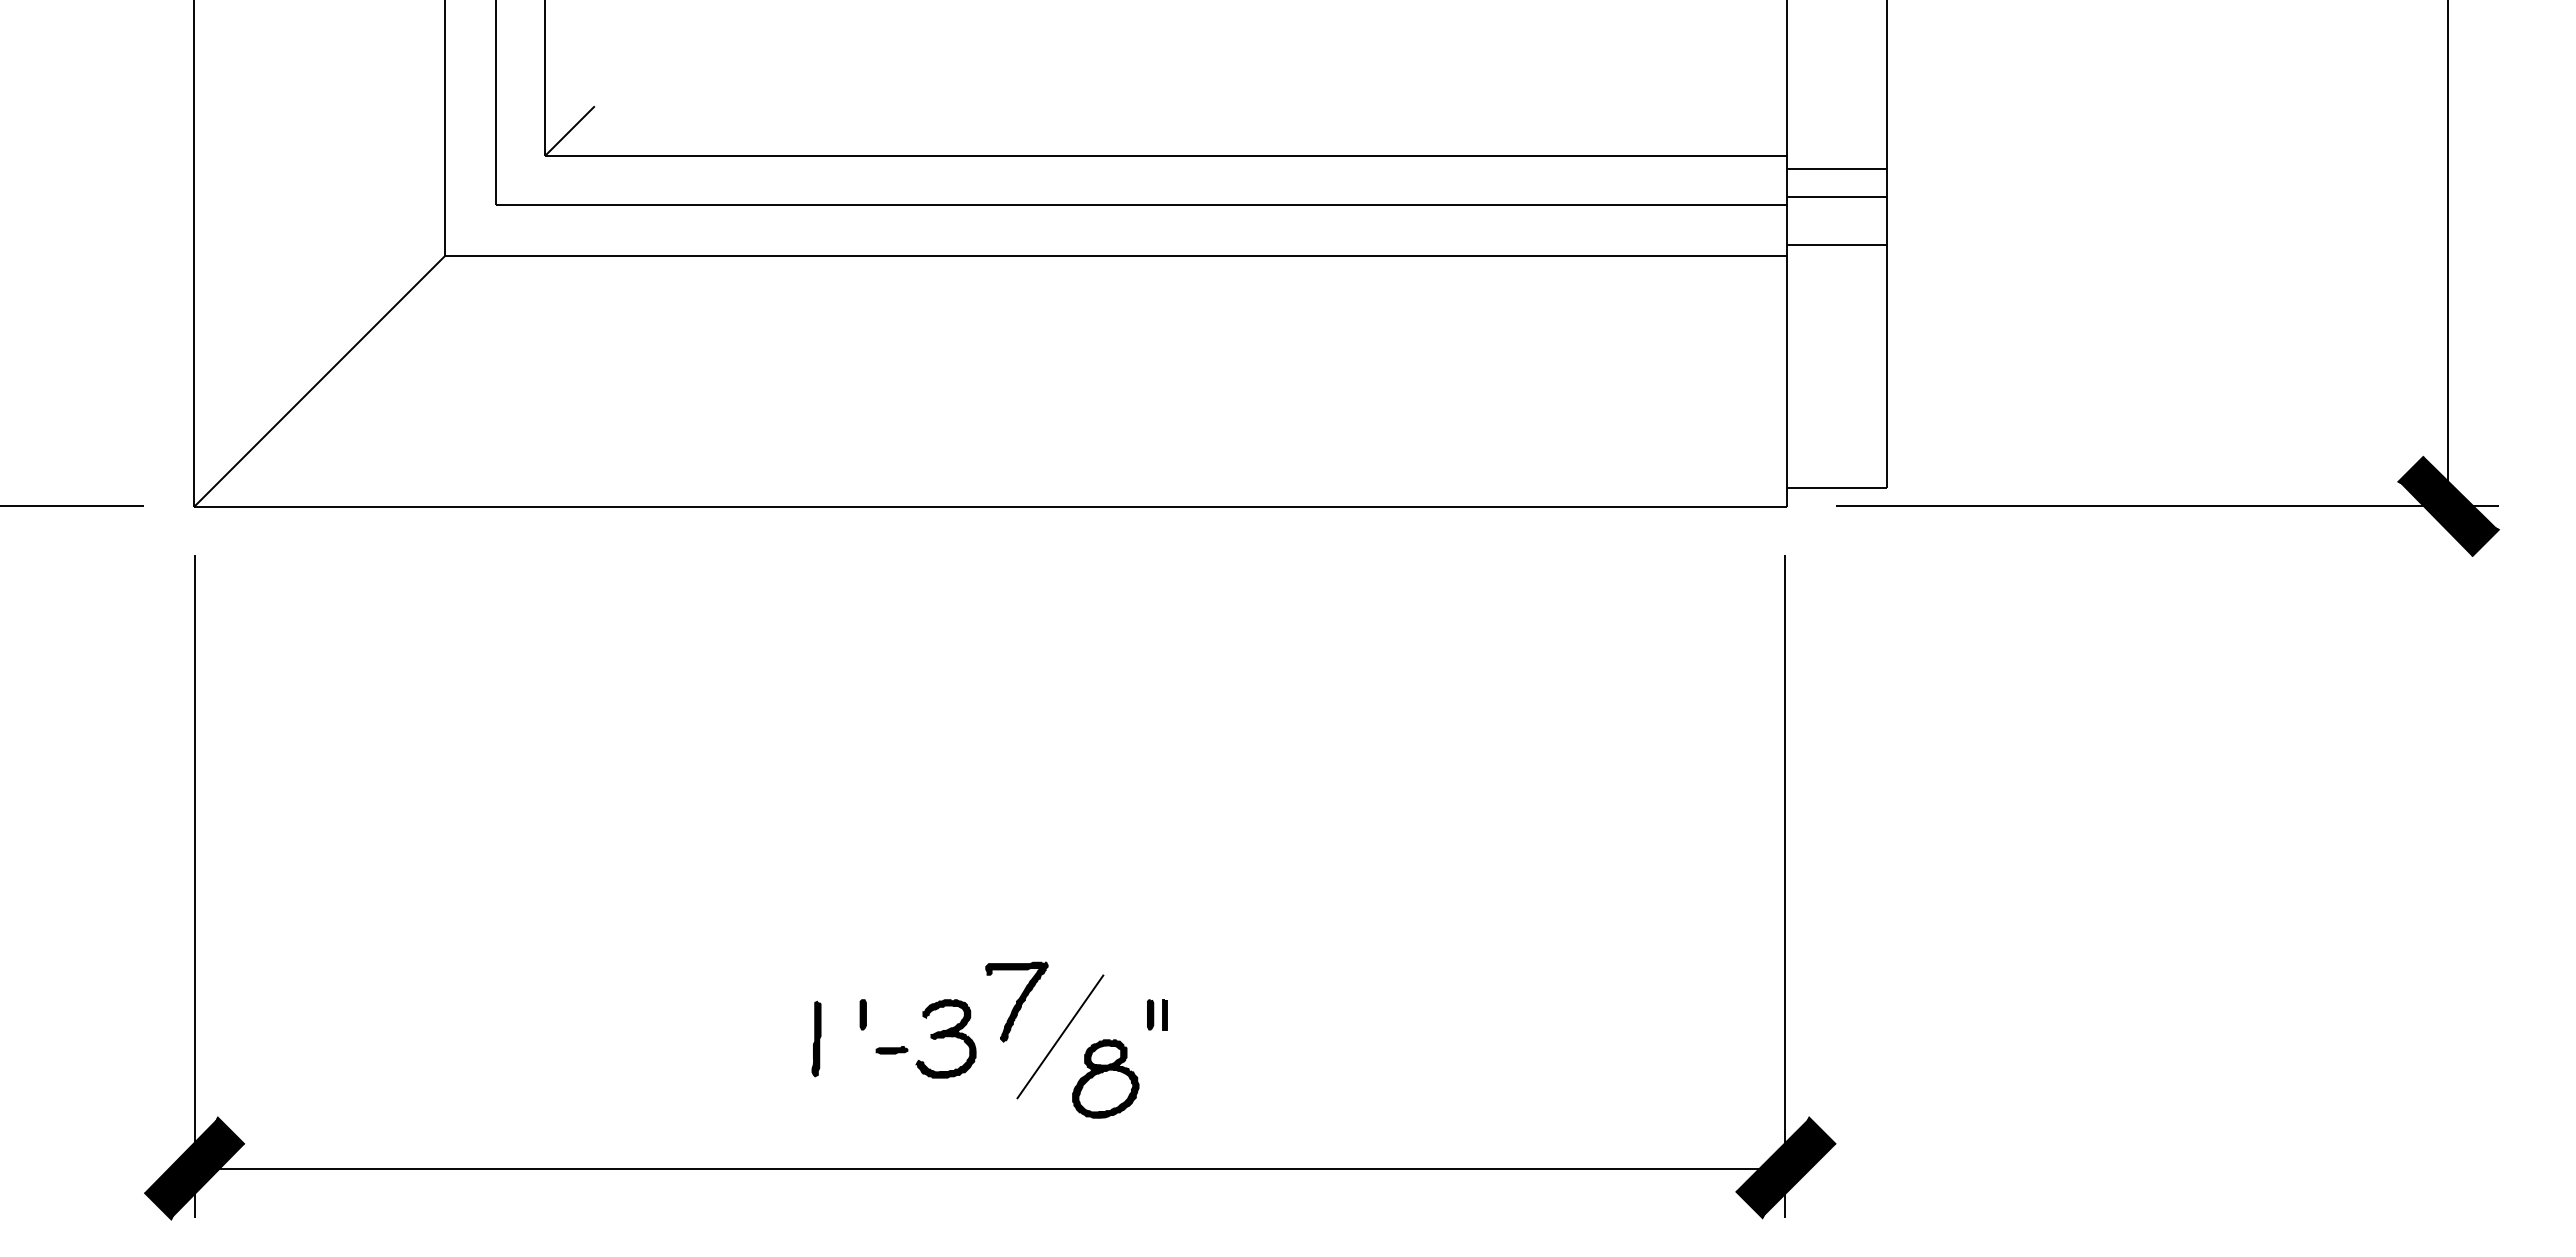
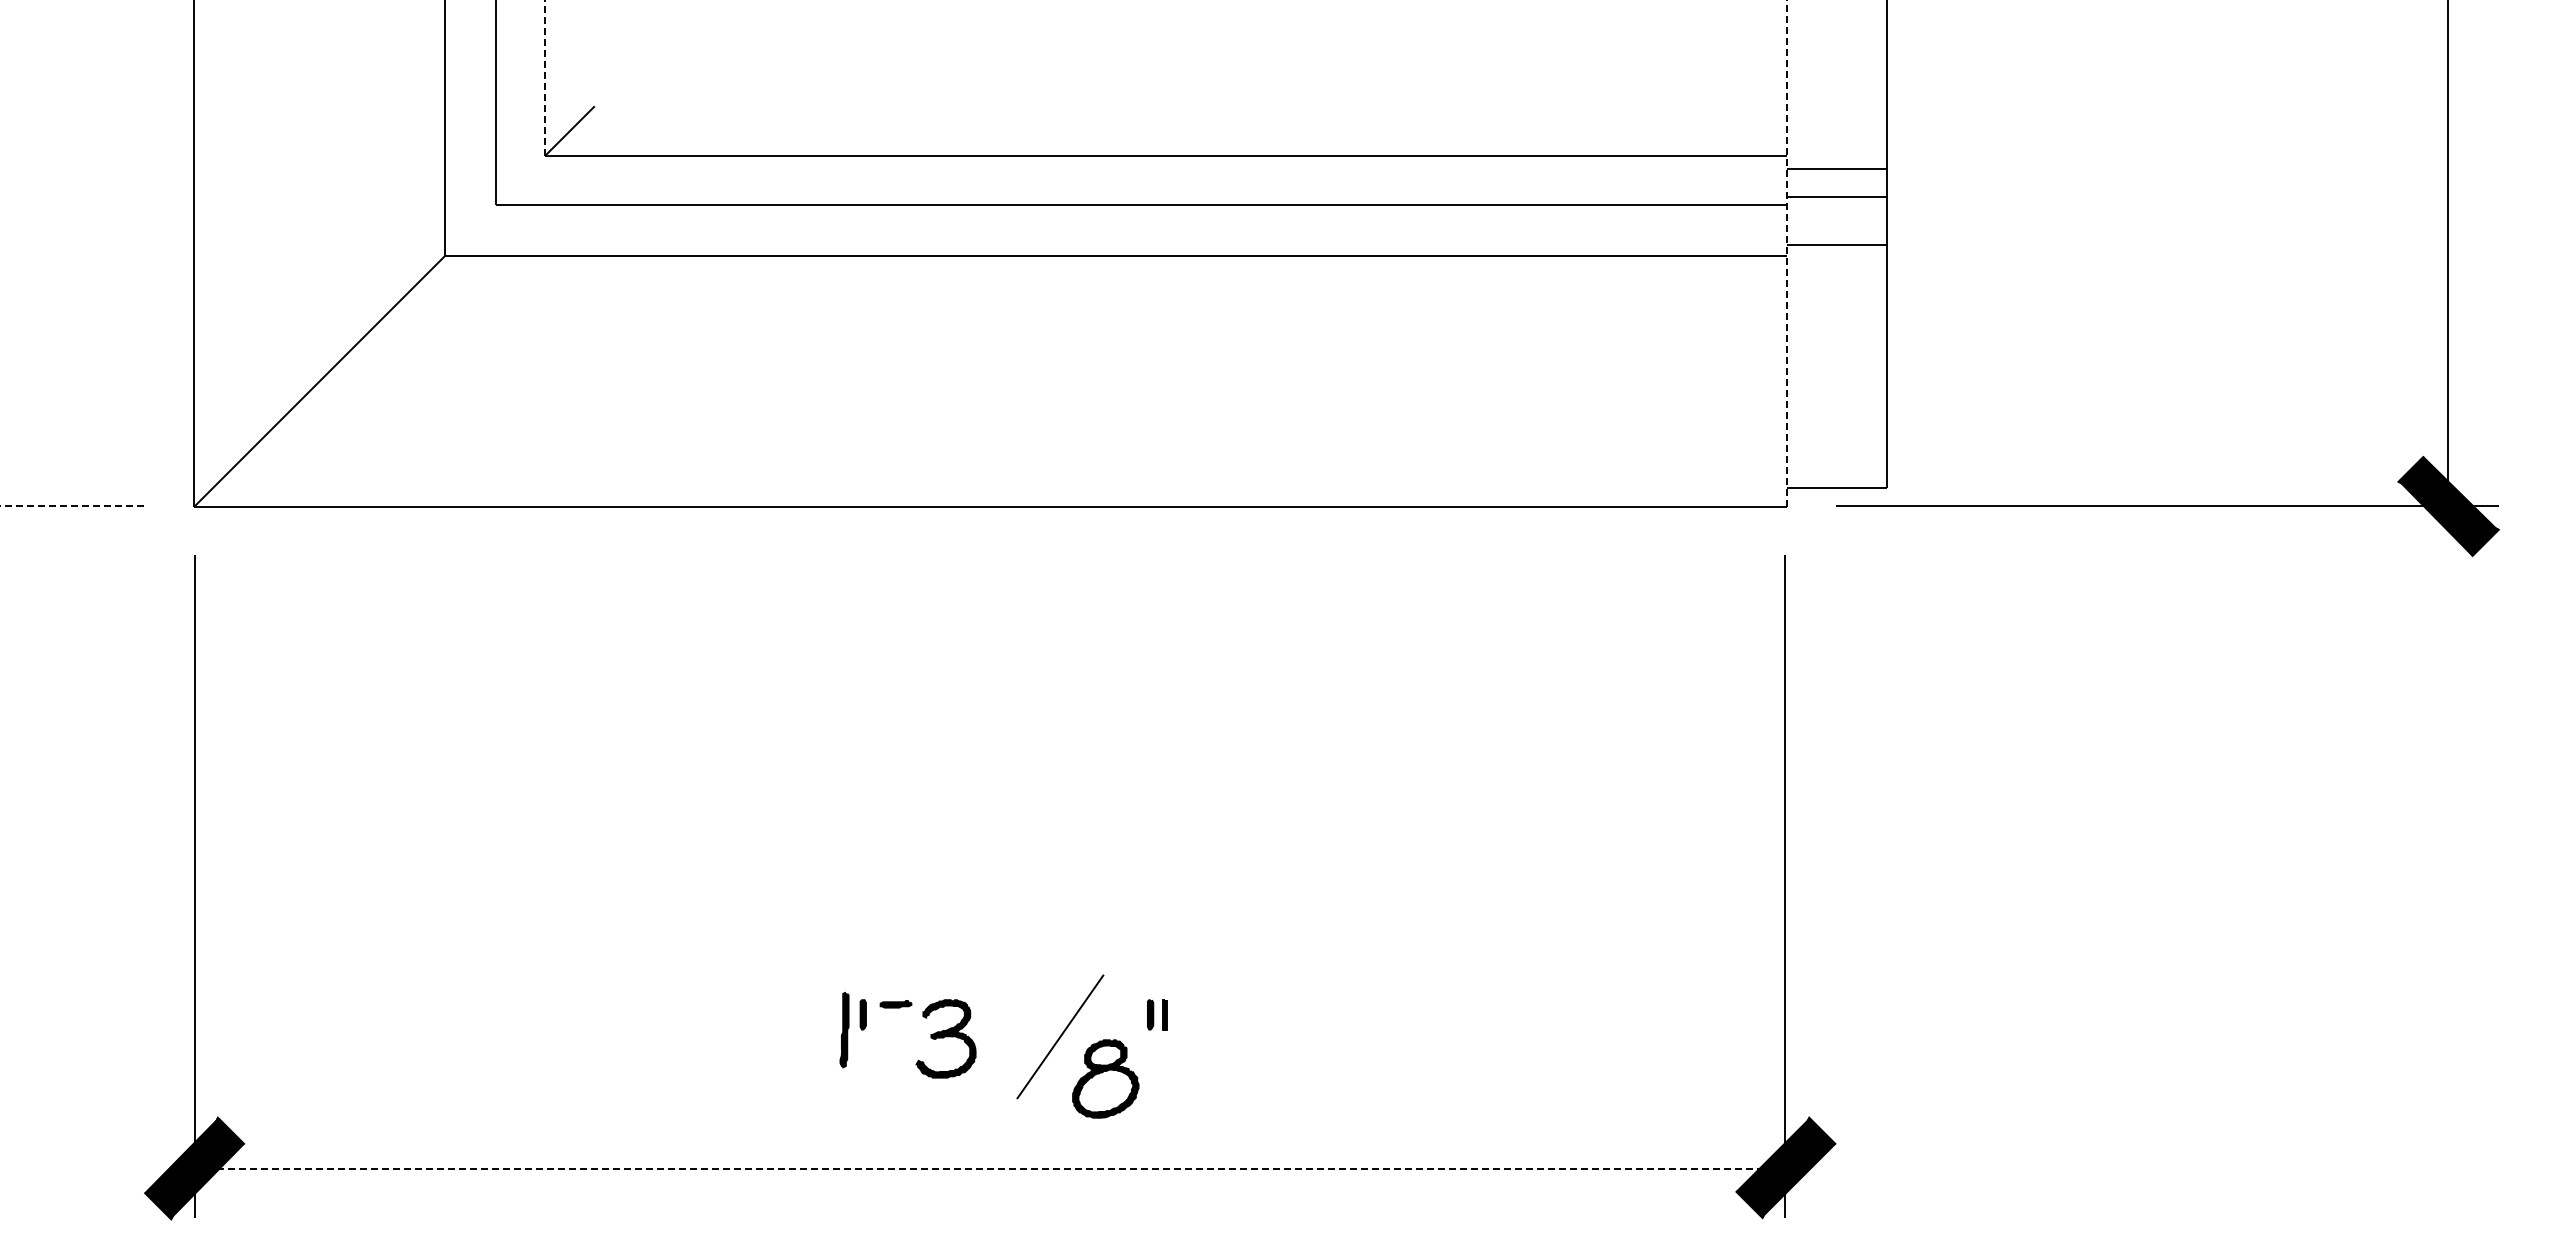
line: solid -> dashed (545, 77)
line: solid -> dashed (1786, 254)
line: solid -> dashed (72, 505)
part: present -> none (1016, 1001)
part position: (816, 1038) -> (844, 1029) (844, 1029)
part position: (891, 1050) -> (895, 1004) (895, 1004)
line: solid -> dashed (990, 1168)
